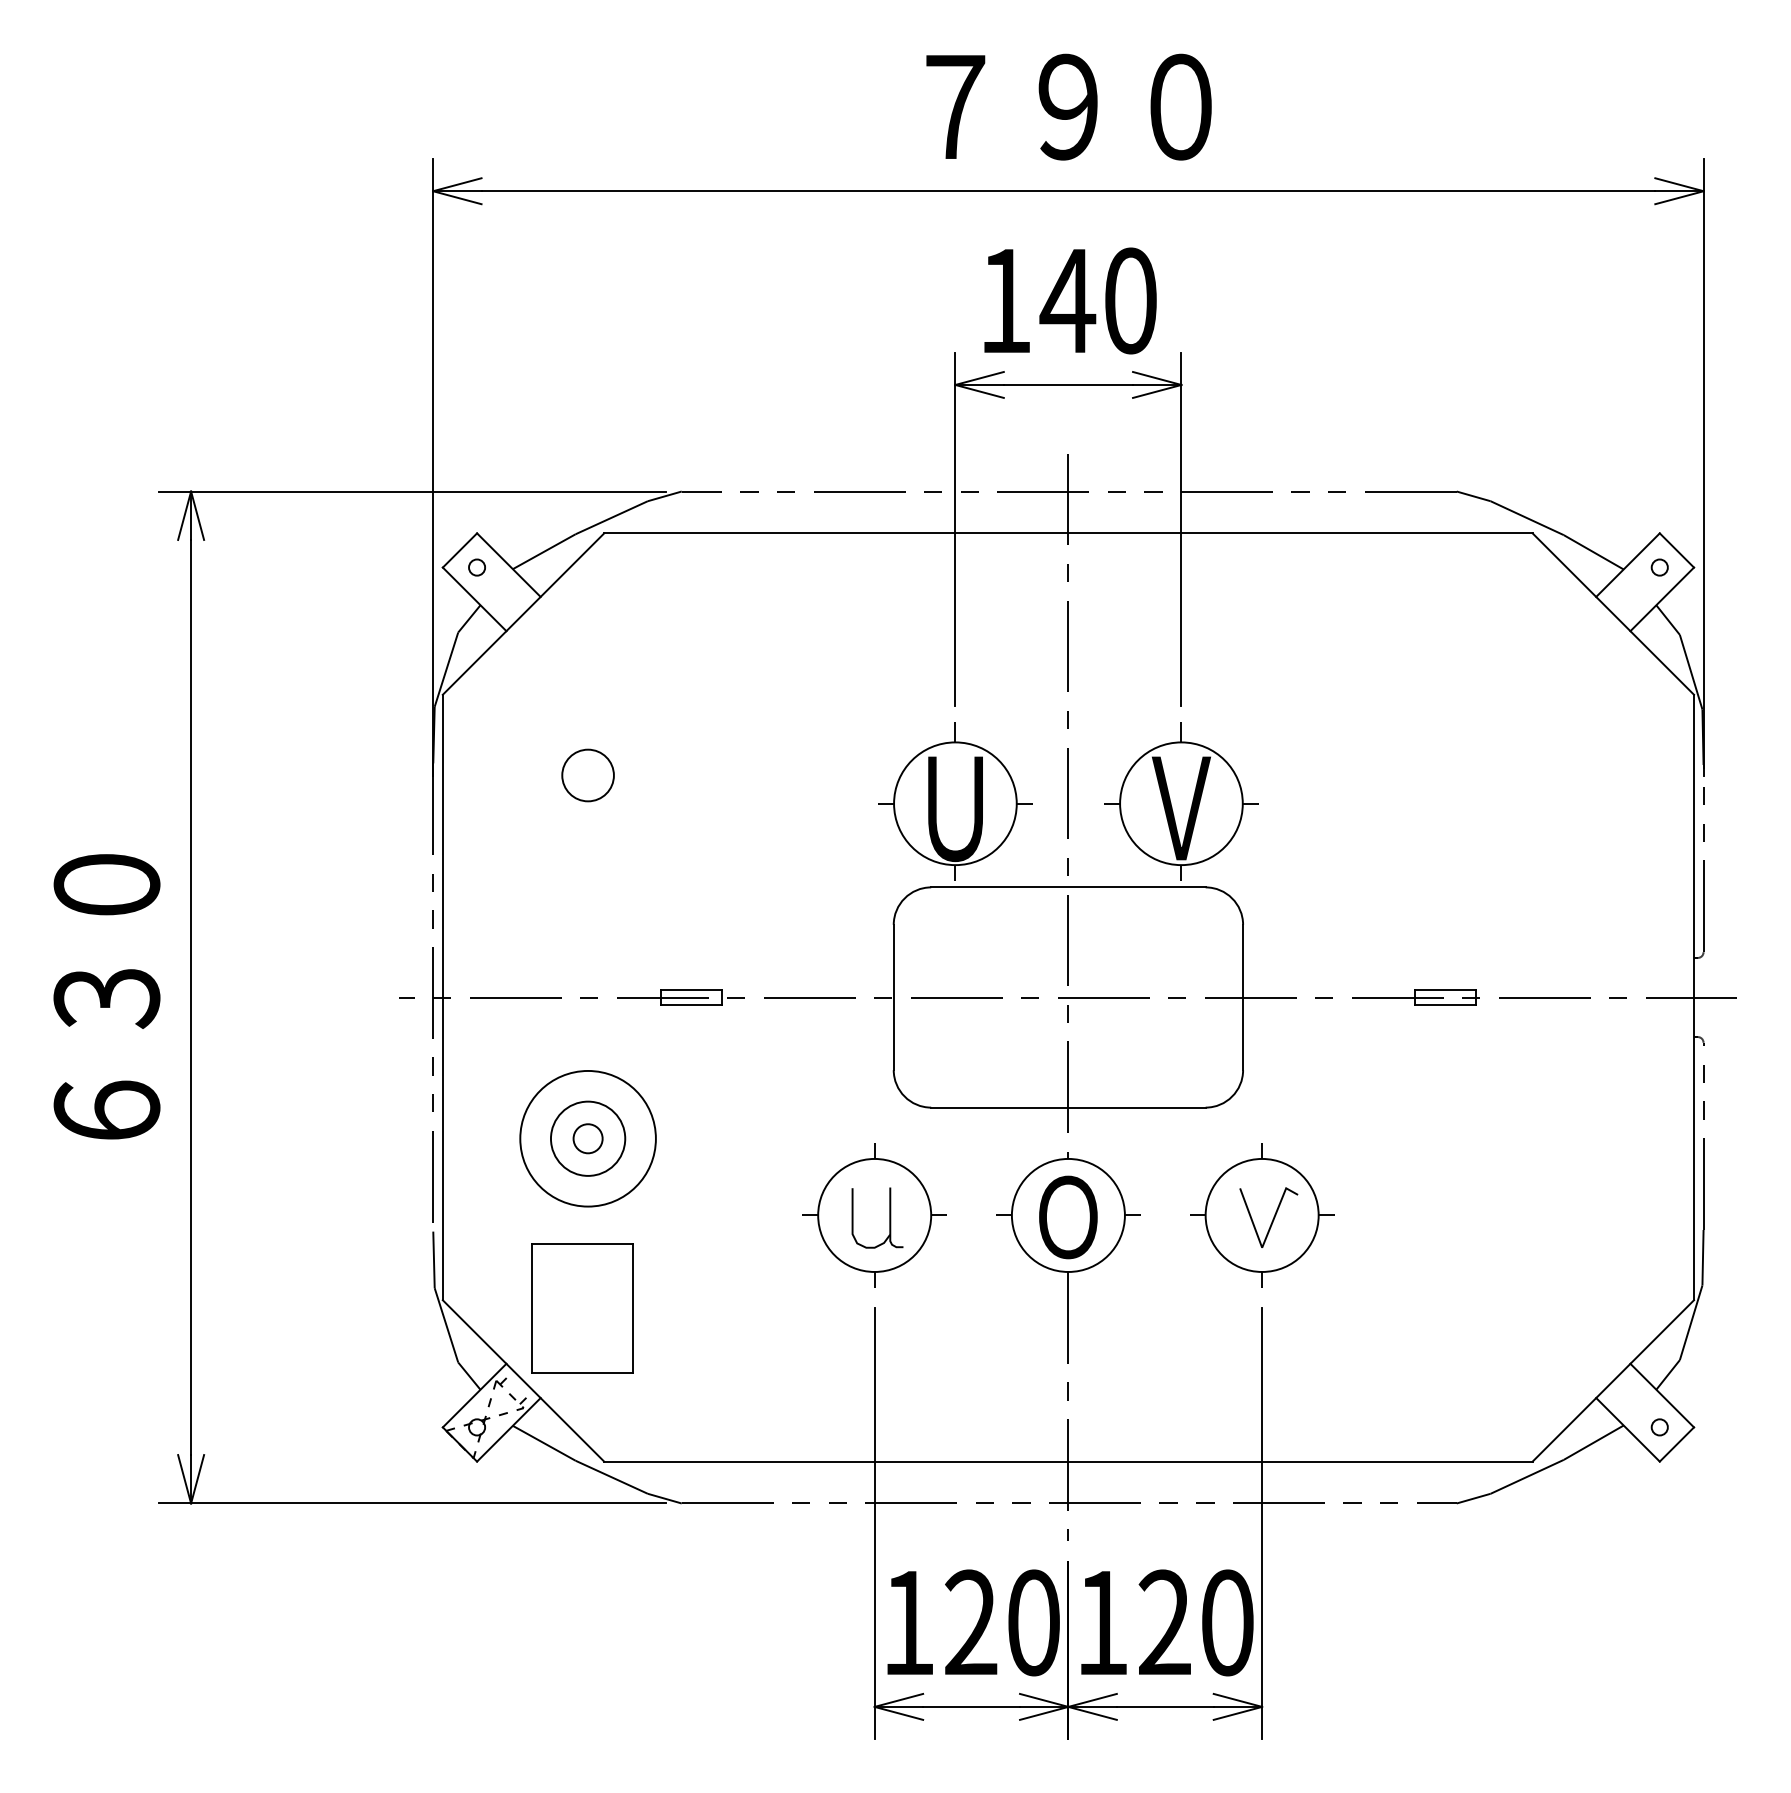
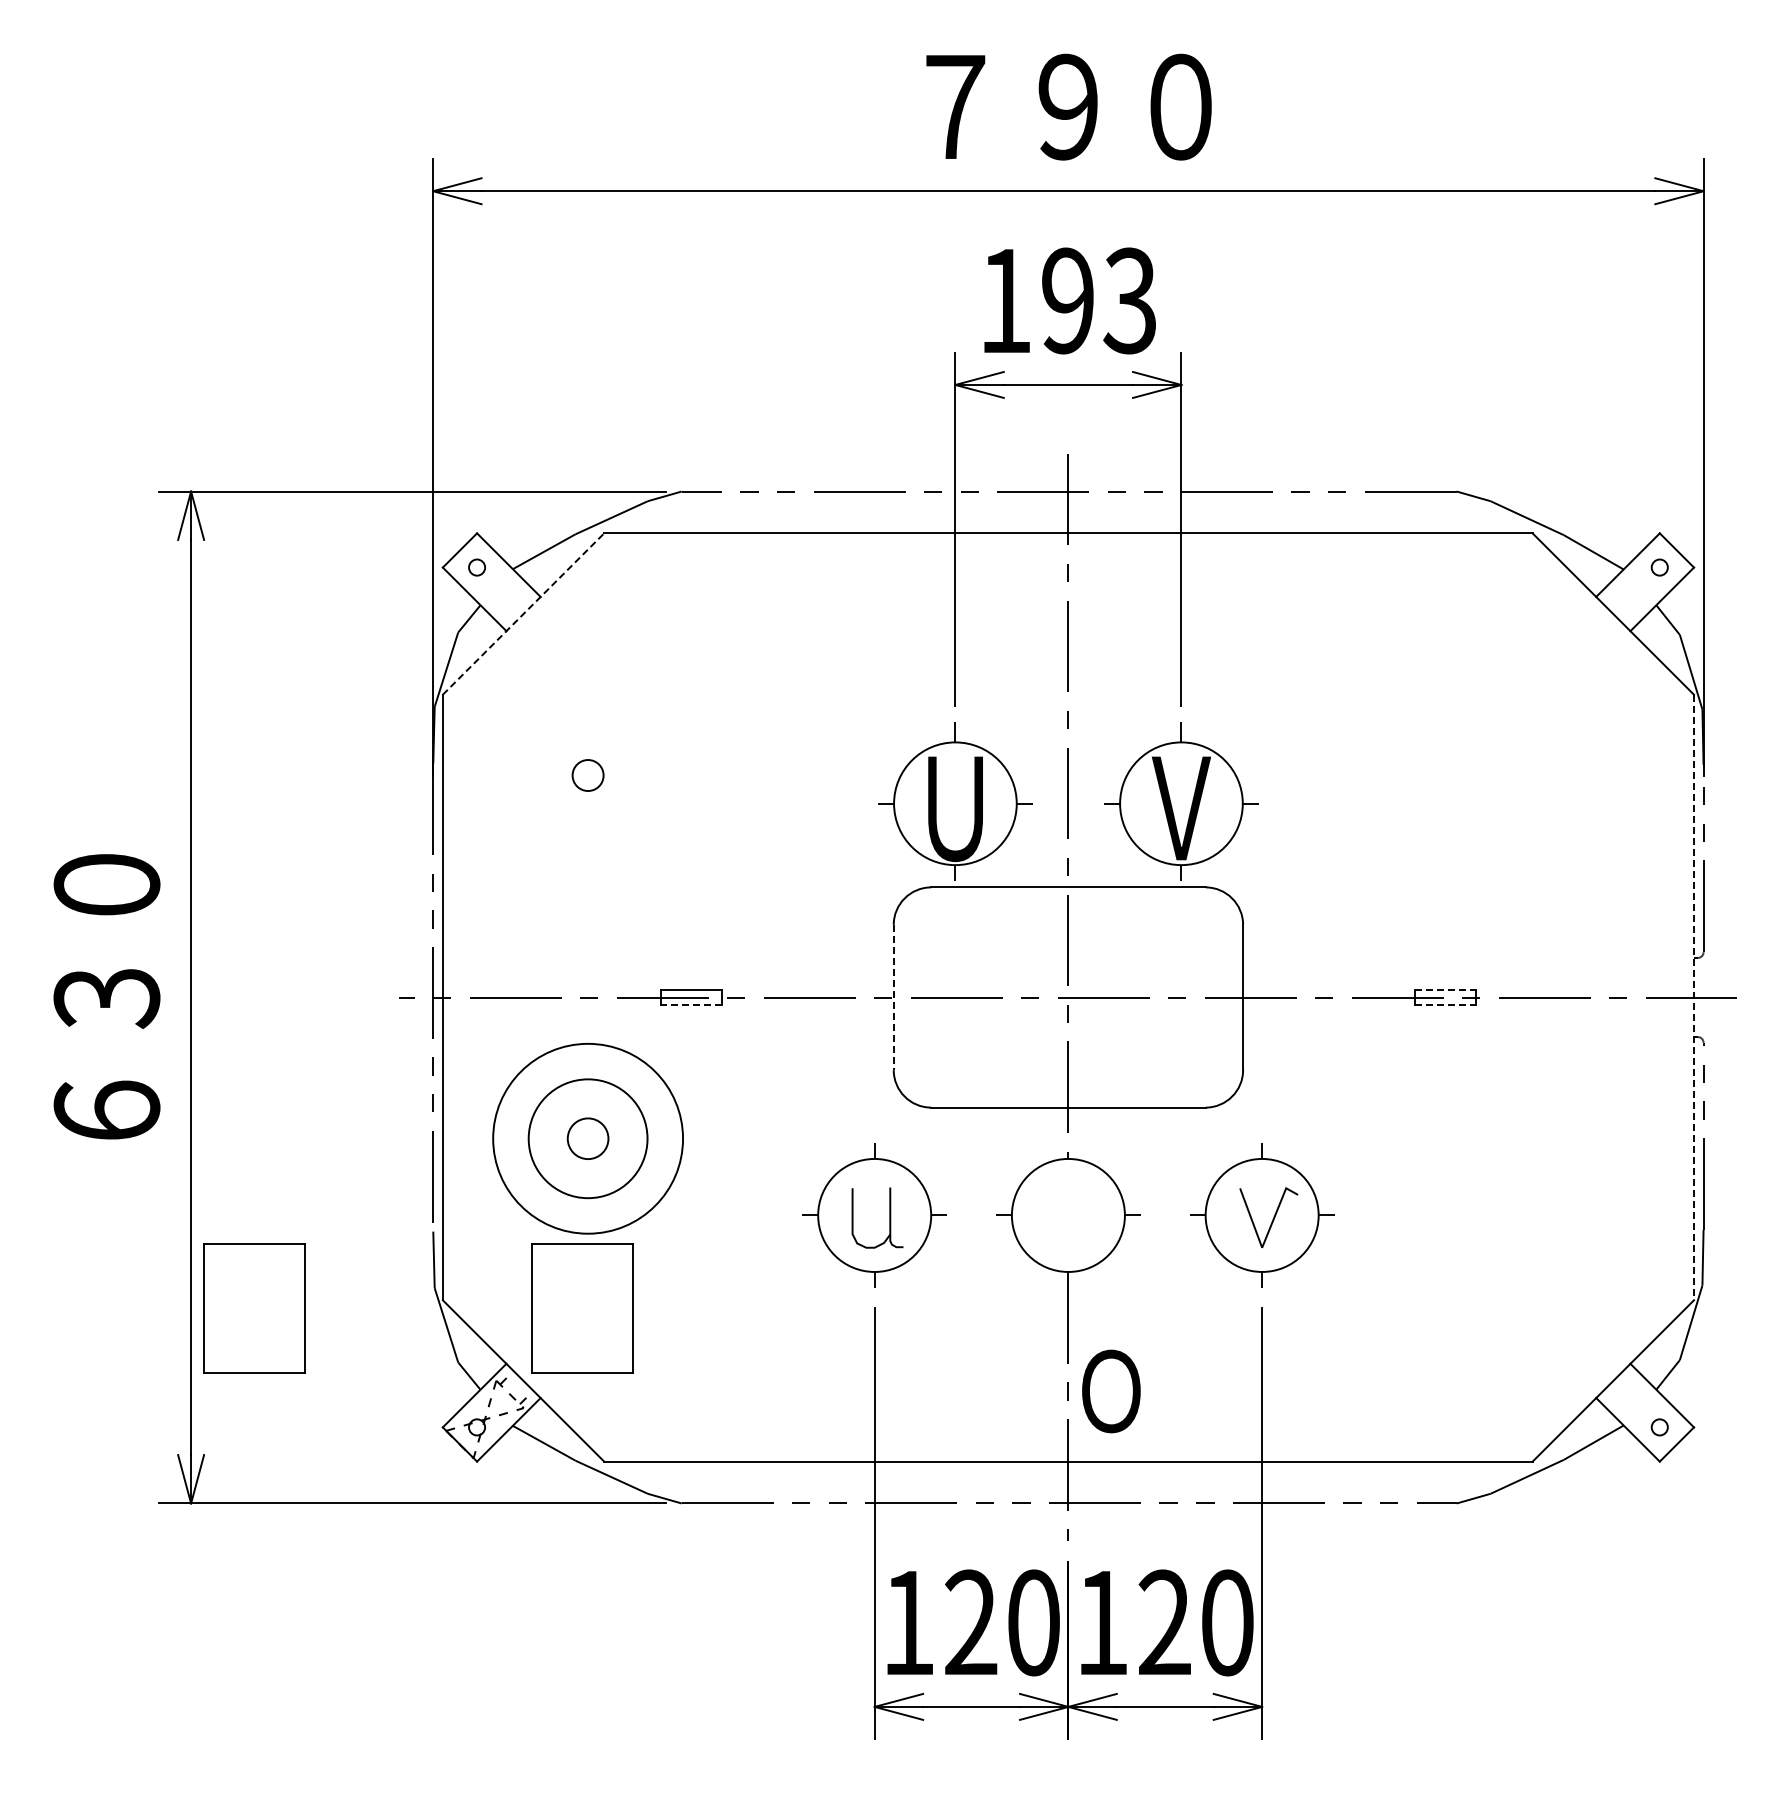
text: 140 -> 193 (1097, 300)
line: solid -> dashed (523, 613)
circle diameter: 52 px -> 31 px (587, 775)
line: solid -> dashed (1445, 990)
line: solid -> dashed (893, 997)
line: solid -> dashed (1694, 997)
line: solid -> dashed (691, 1004)
line: solid -> dashed (1445, 1004)
circle diameter: 136 px -> 190 px (588, 1138)
circle diameter: 29 px -> 41 px (587, 1138)
circle diameter: 74 px -> 119 px (587, 1138)
text position: (1068, 1217) -> (1111, 1391) (1111, 1391)
part: none -> present (254, 1308)
